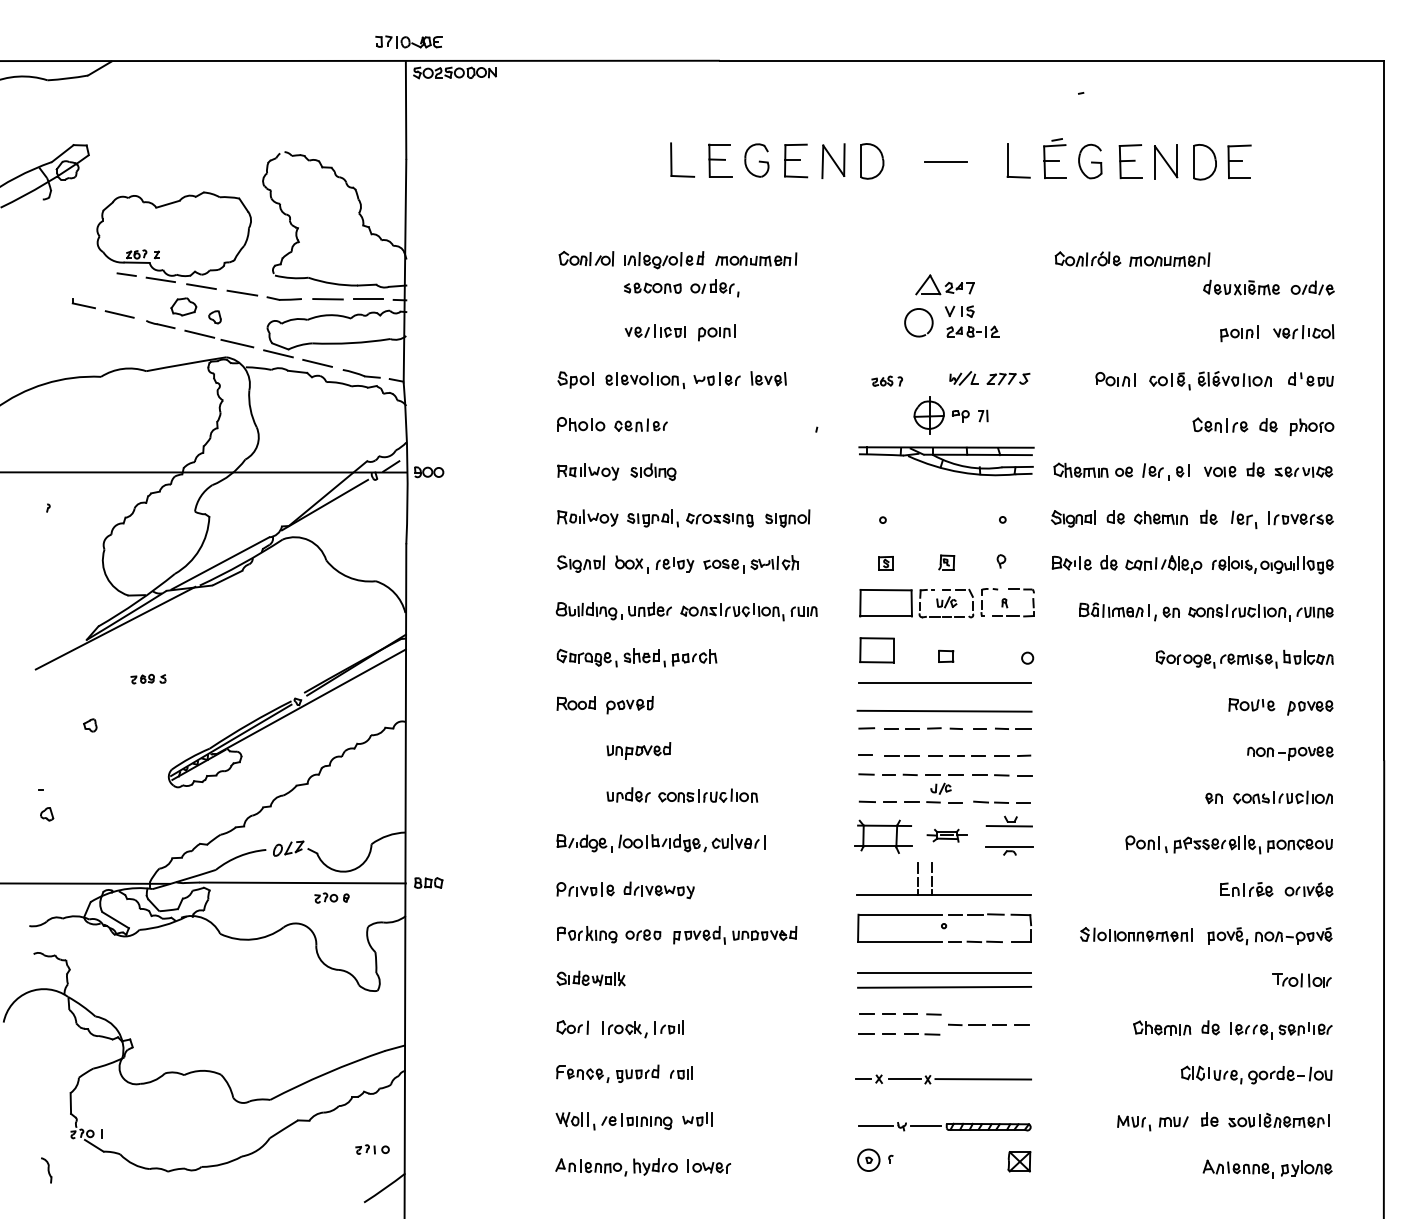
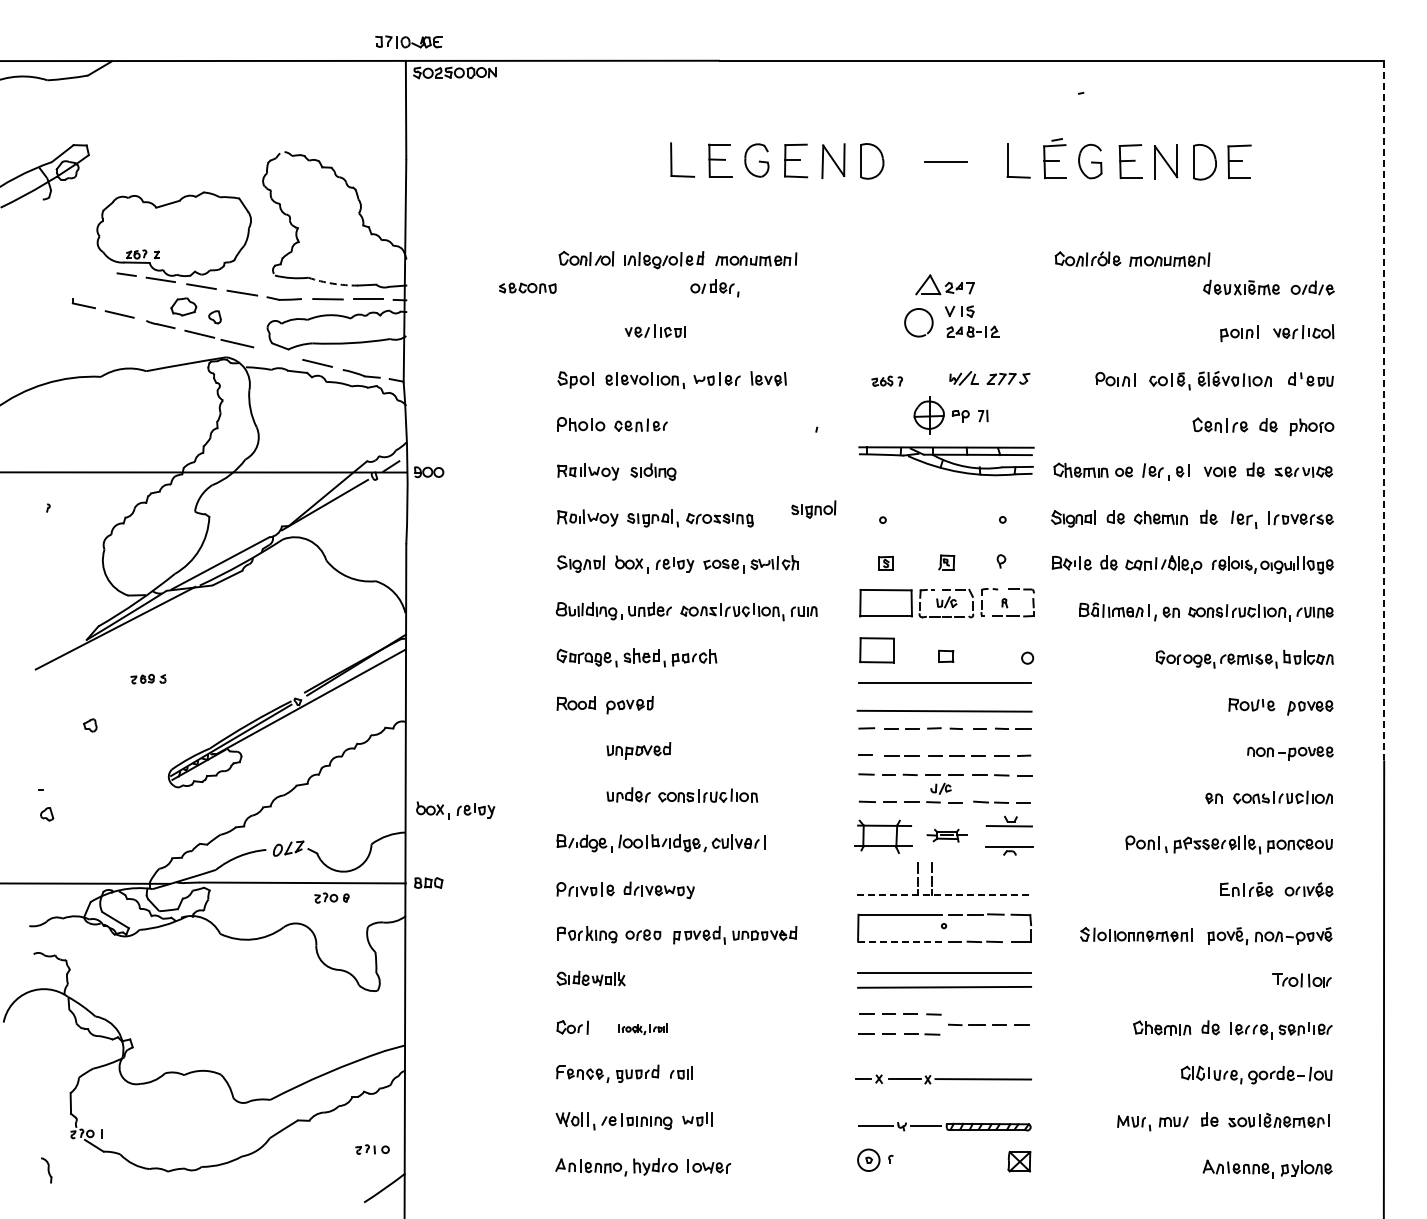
arc: solid -> dashed (332, 283)
part position: (652, 287) -> (527, 287) (527, 287)
part: present -> none (716, 332)
line: present -> none (278, 353)
line: solid -> dashed (1384, 410)
part position: (787, 518) -> (813, 509) (813, 509)
part: none -> present (455, 810)
line: solid -> dashed (944, 895)
line: solid -> dashed (899, 941)
part size: 82x19 px -> 50x13 px (642, 1029)
